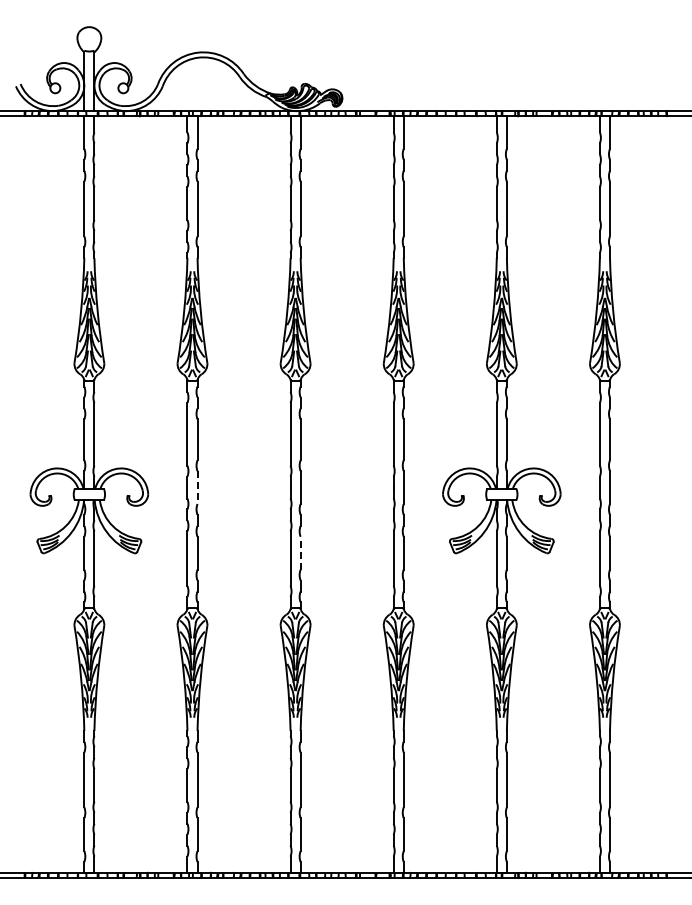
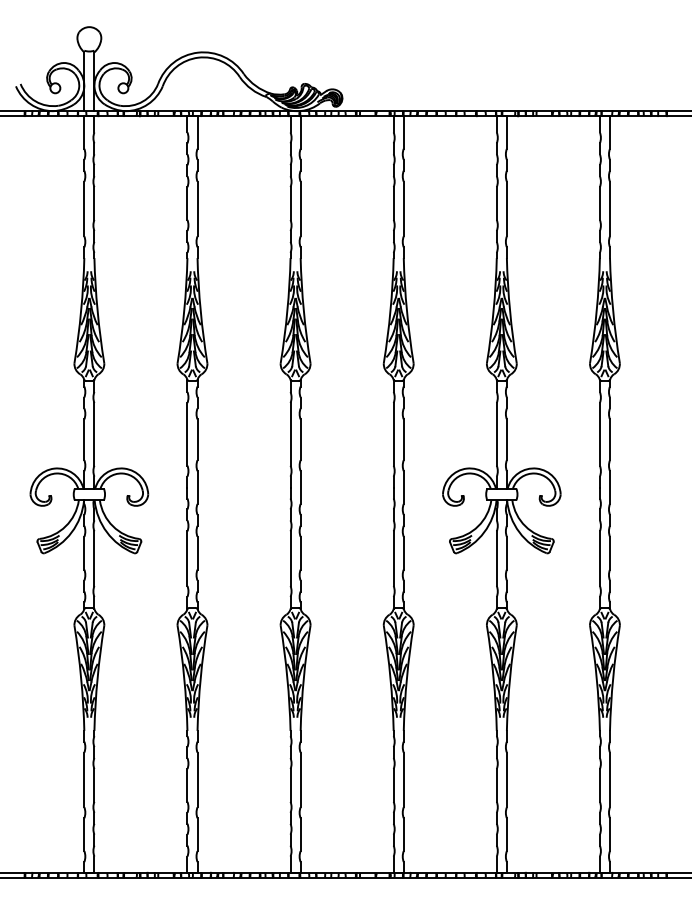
line: dashed -> solid (197, 488)
line: dashed -> solid (300, 552)
